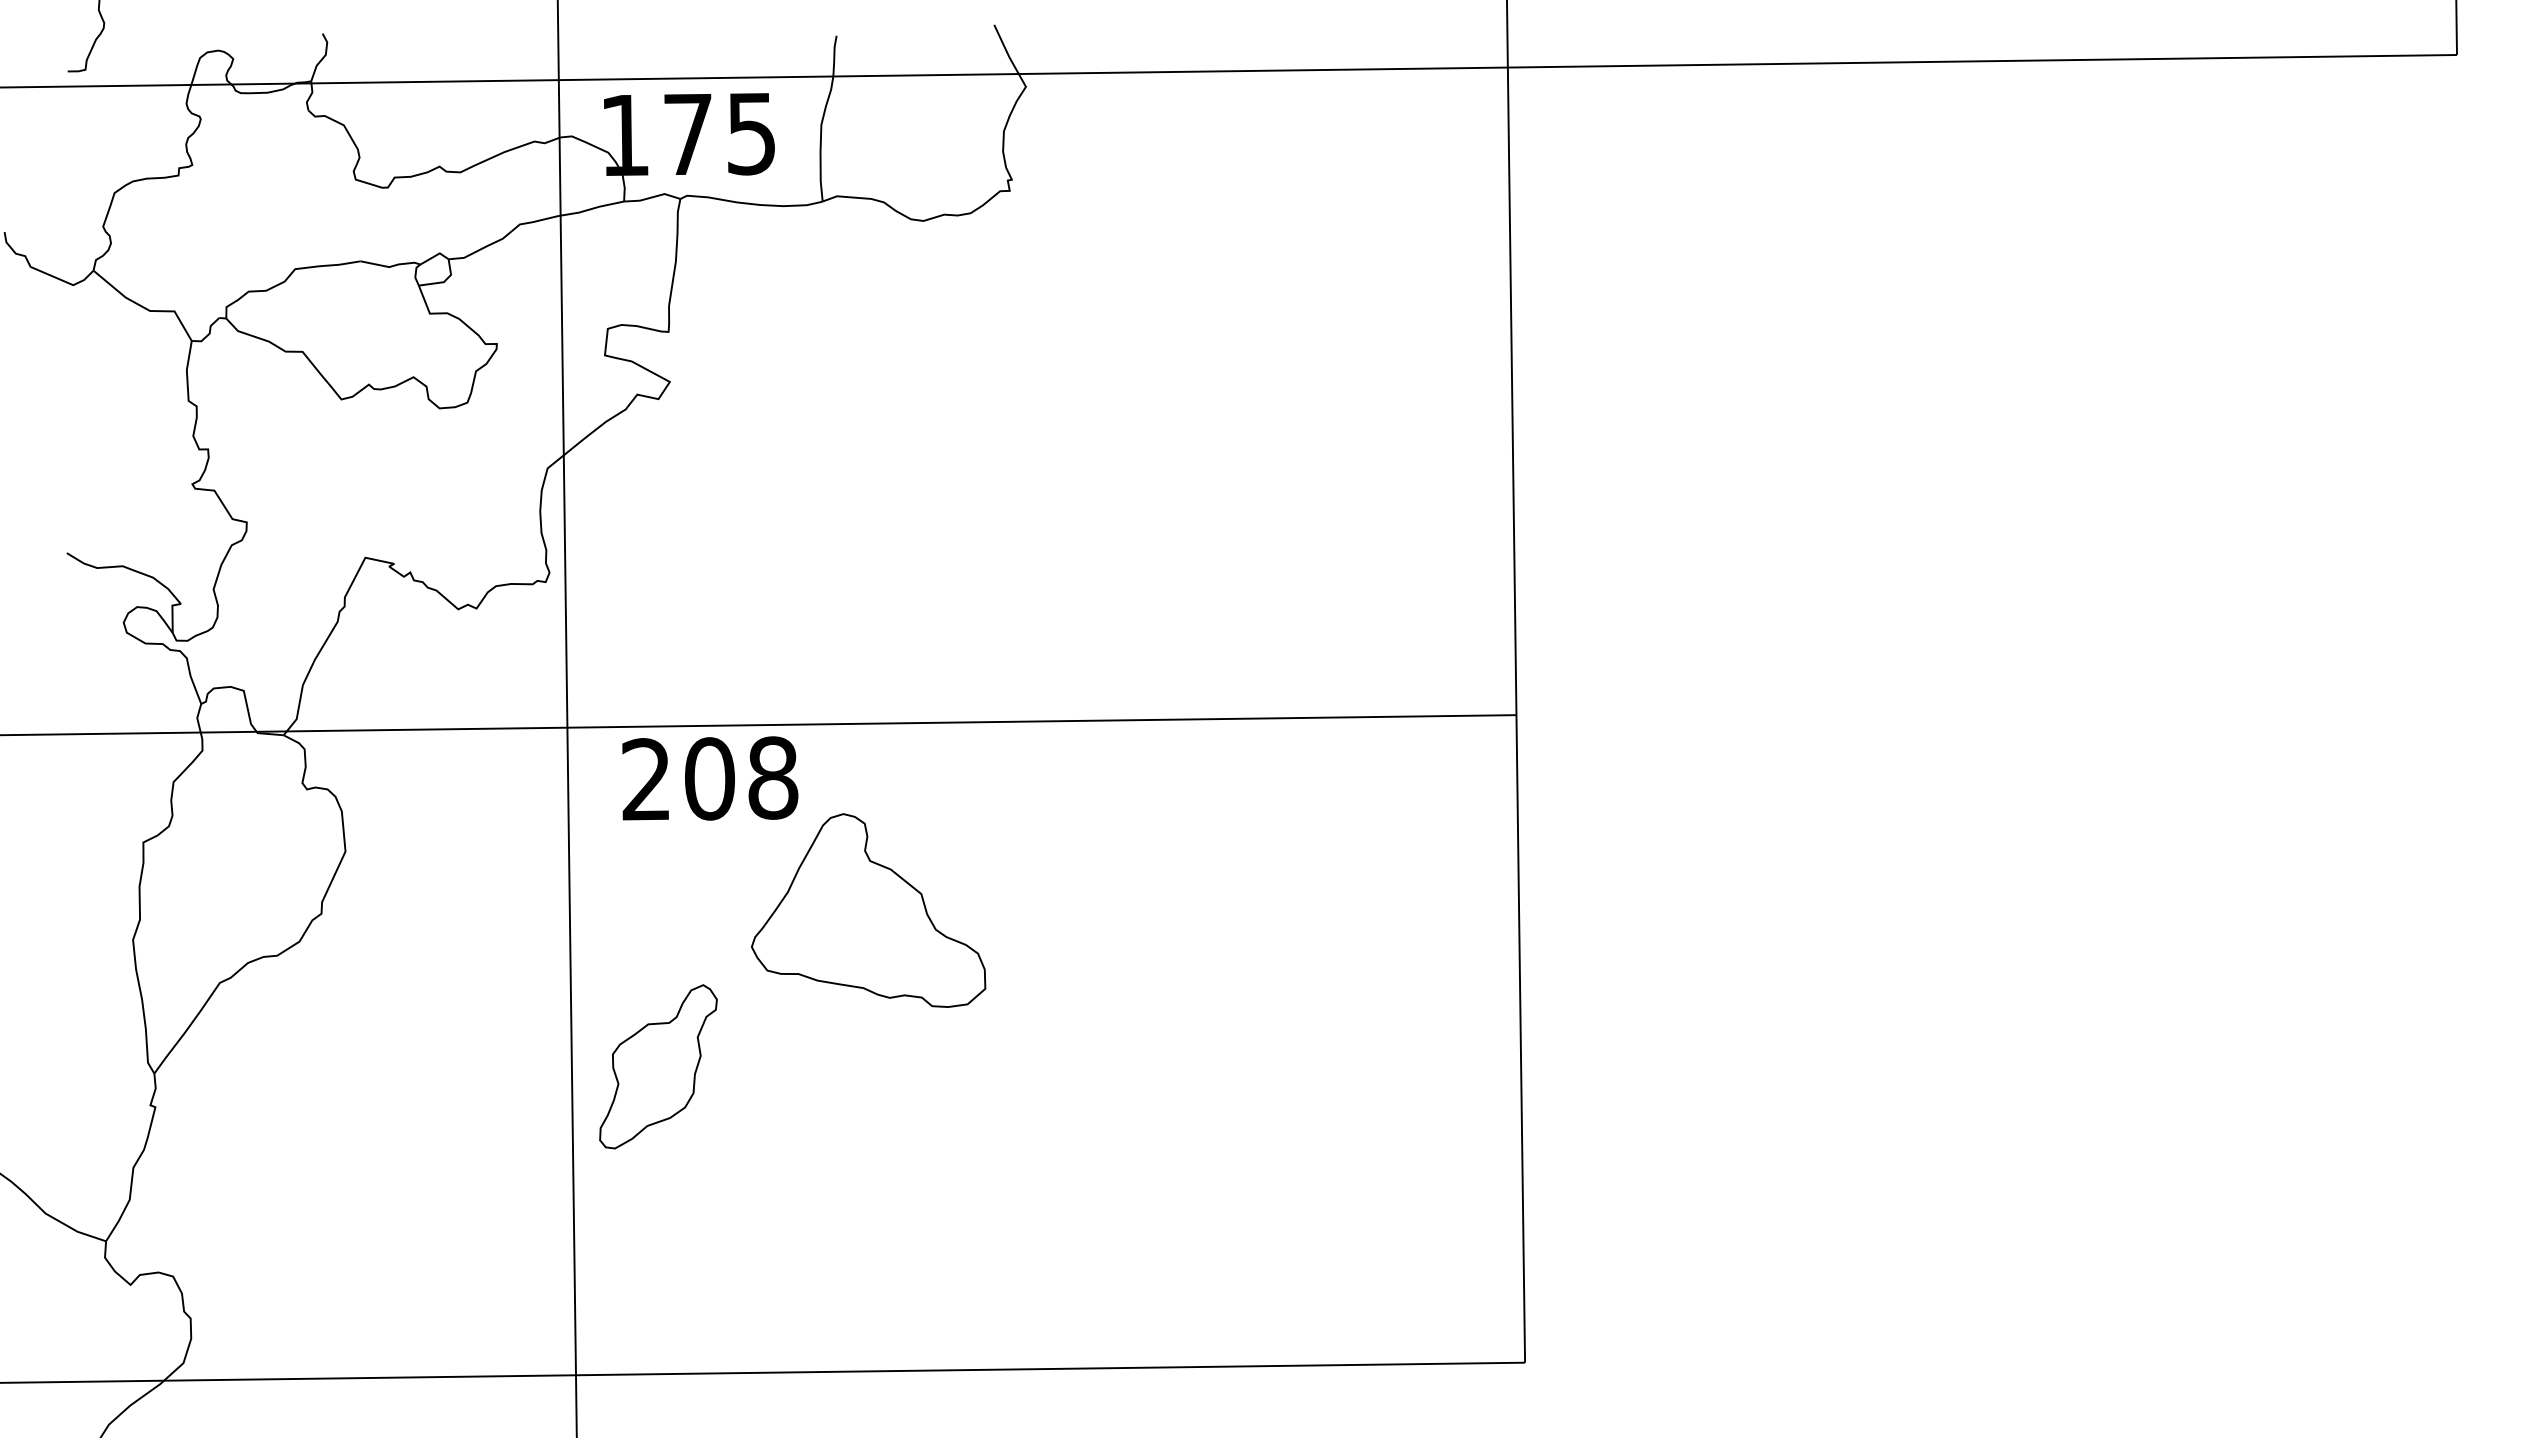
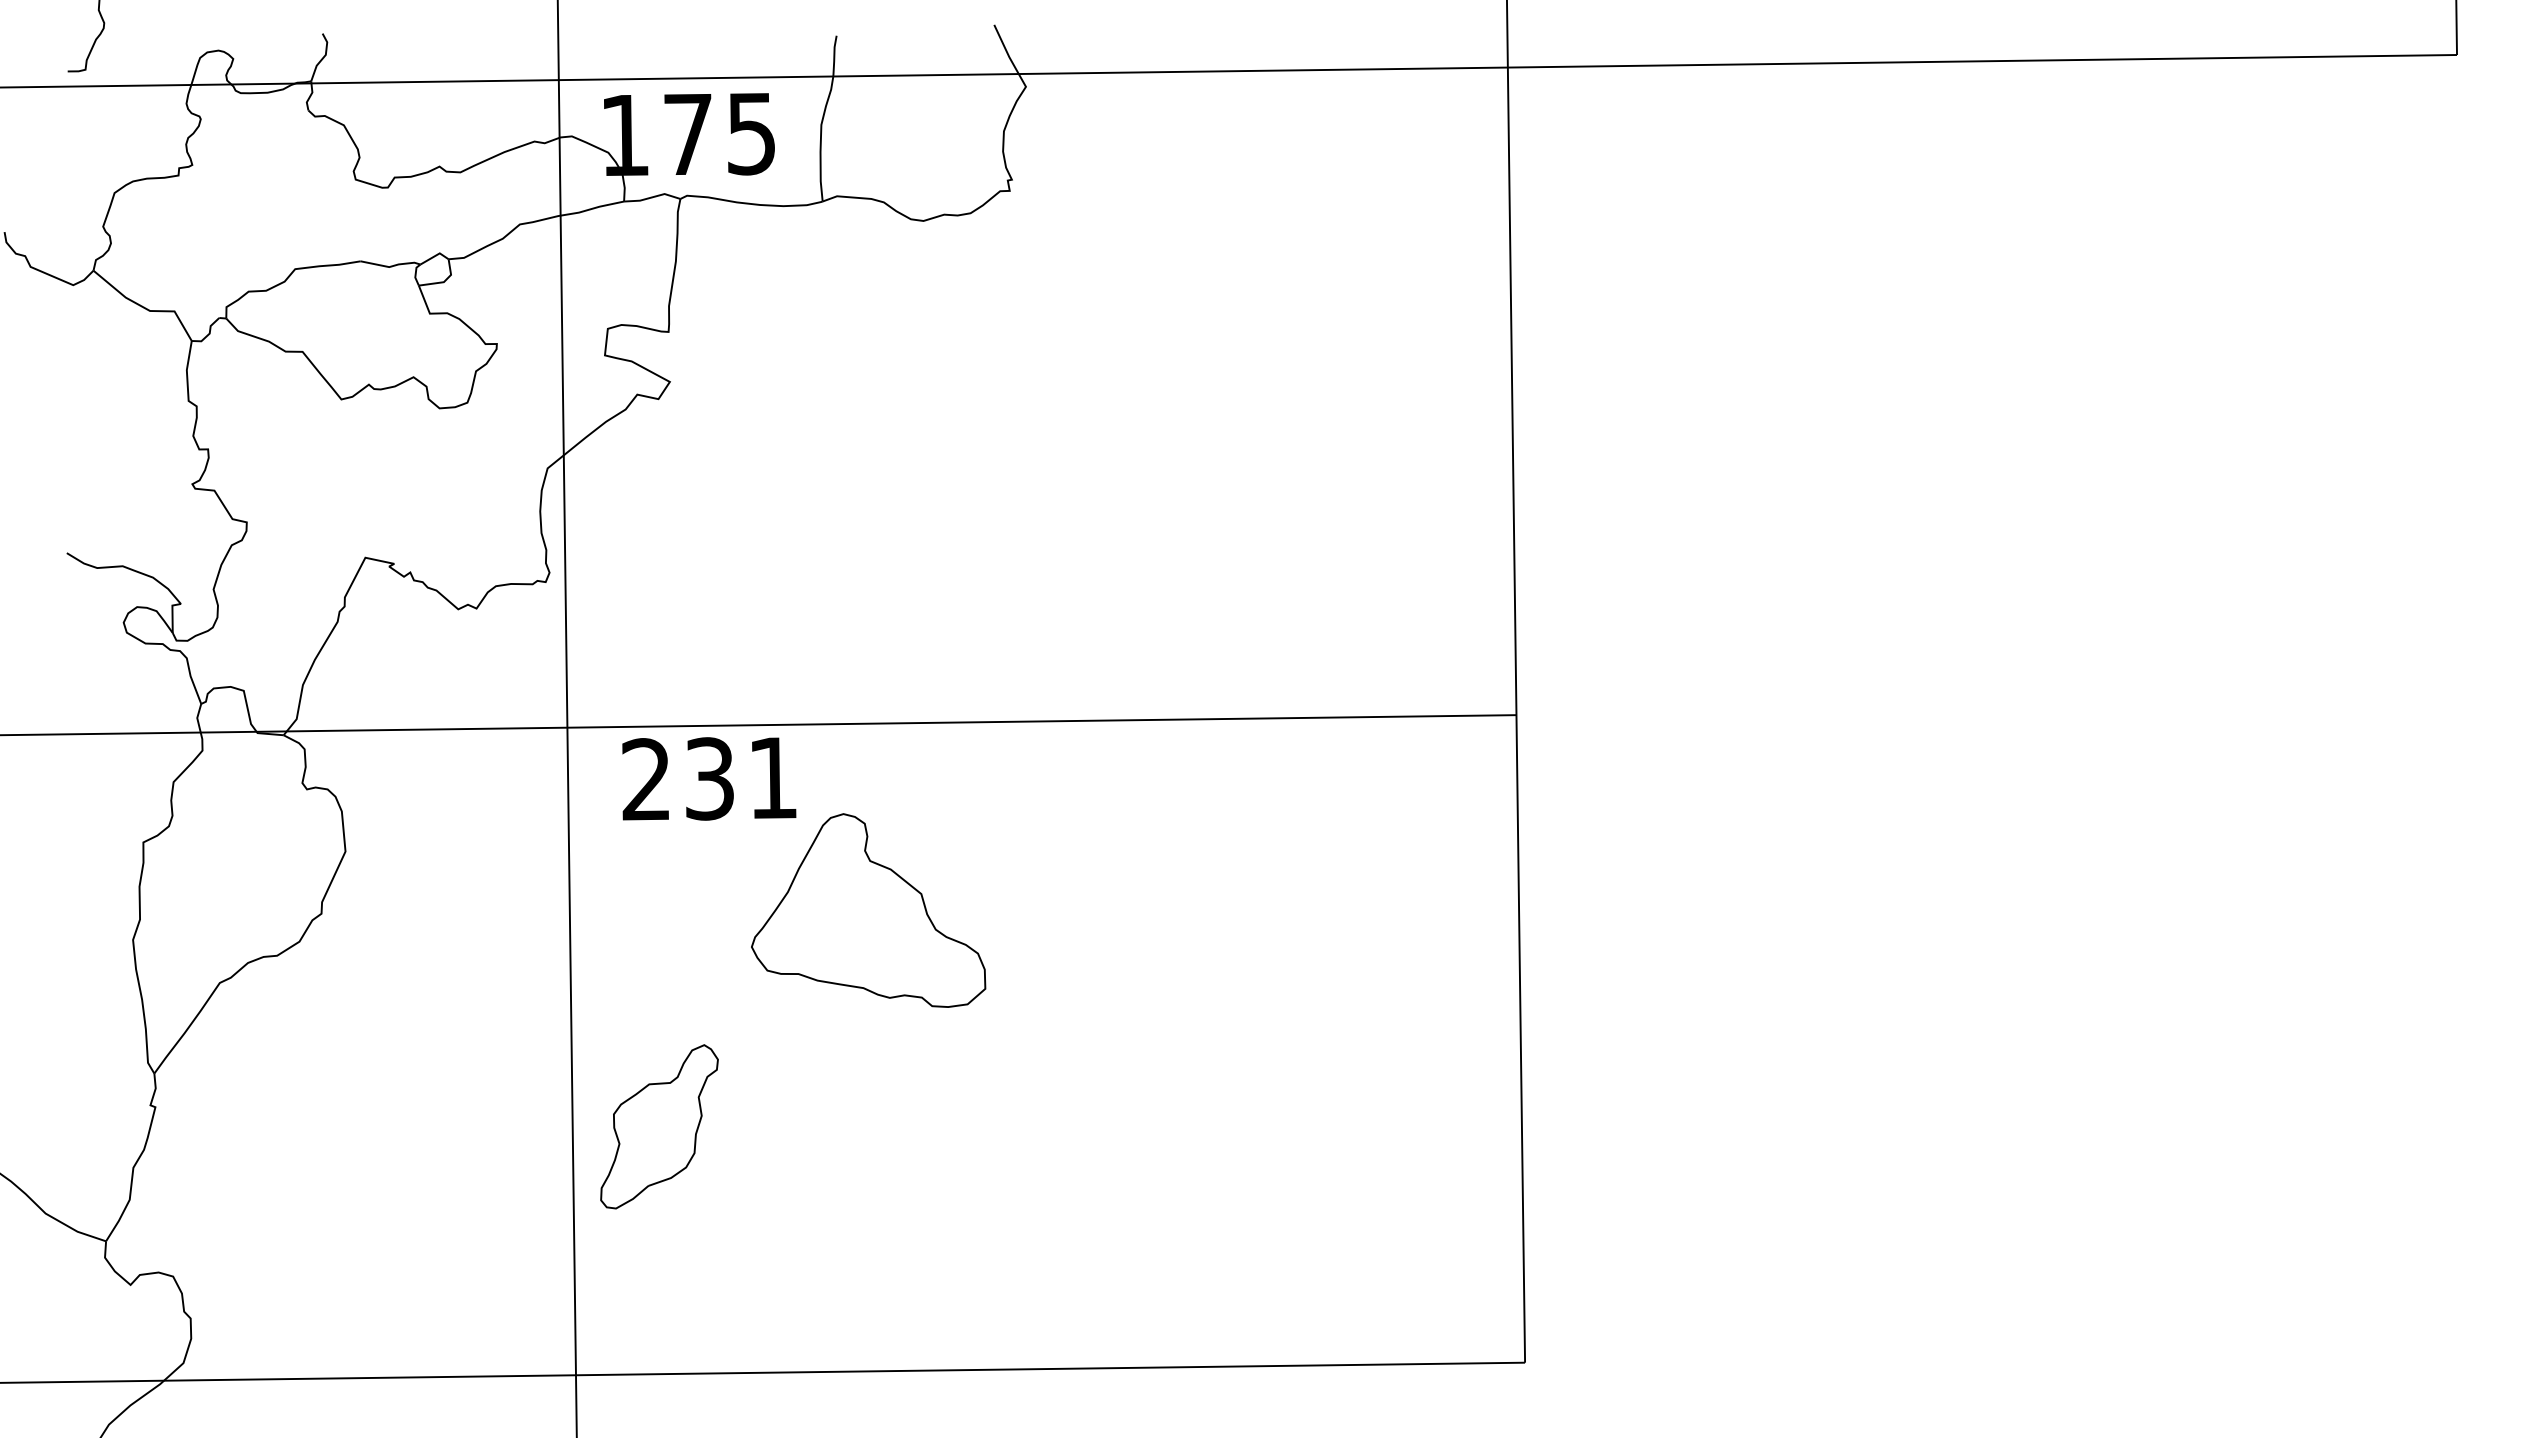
text: 208 -> 231 (741, 778)
part position: (658, 1066) -> (659, 1126) (659, 1126)
